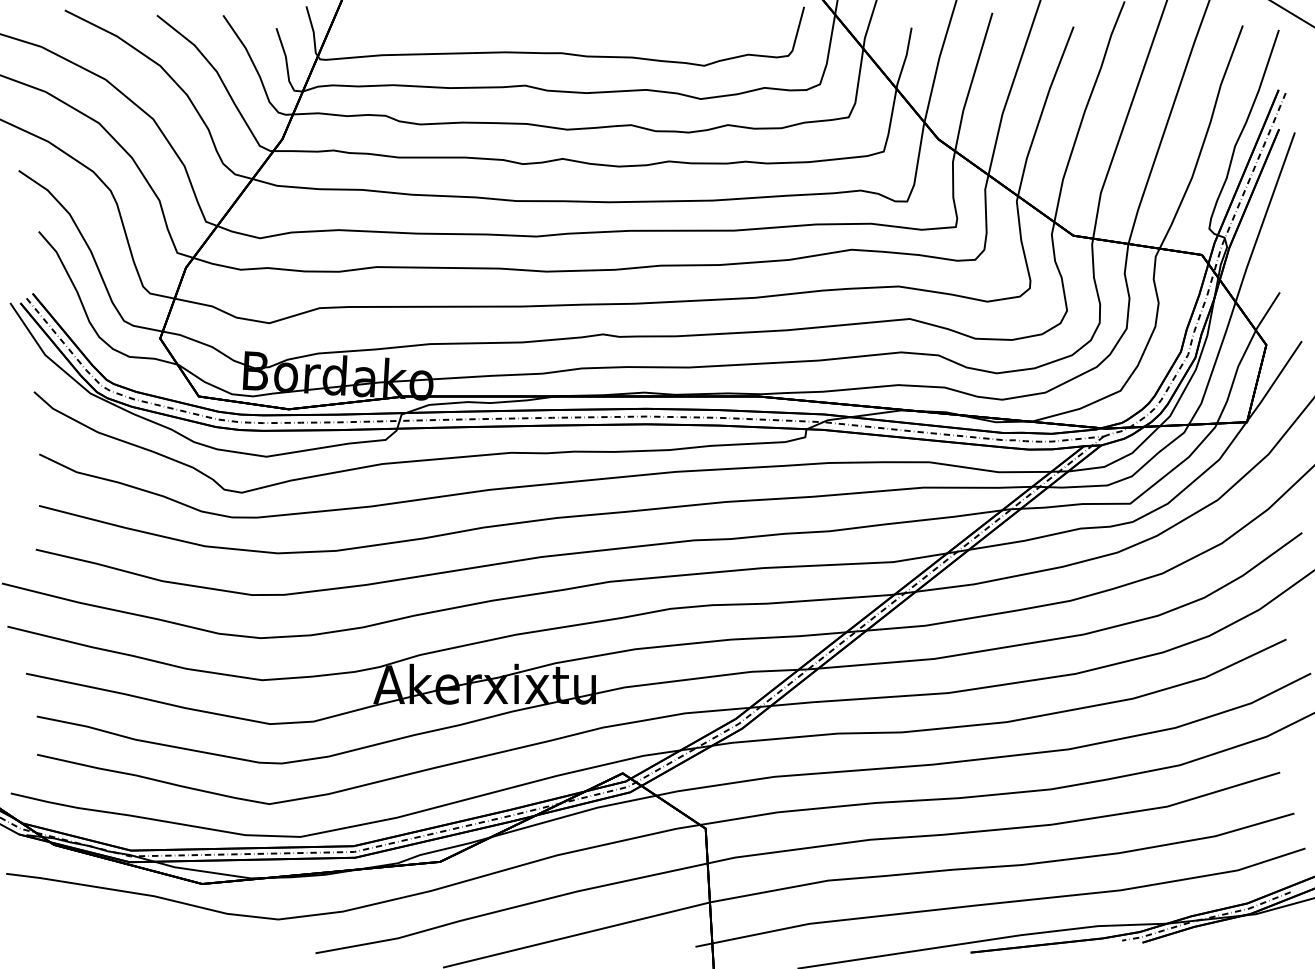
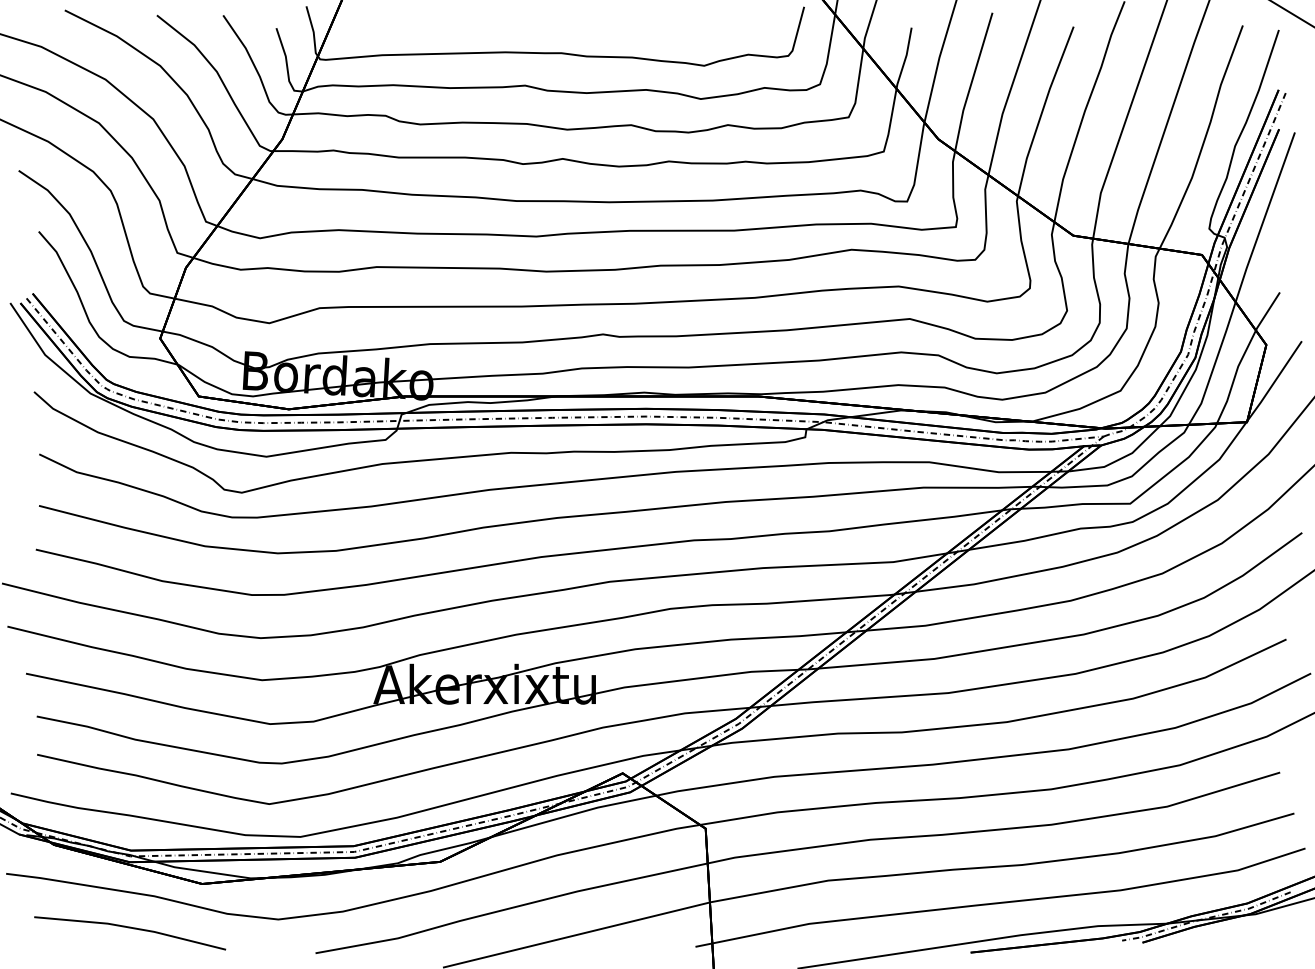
line: none -> present (130, 928)
